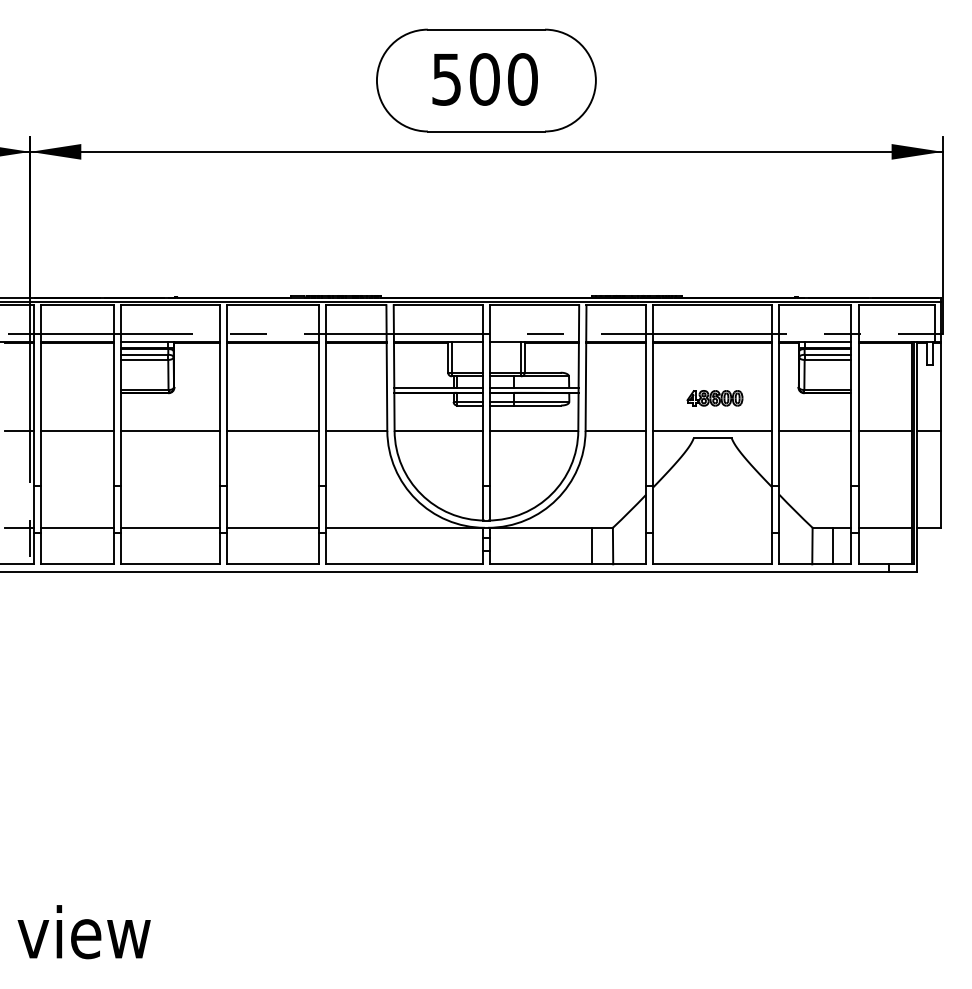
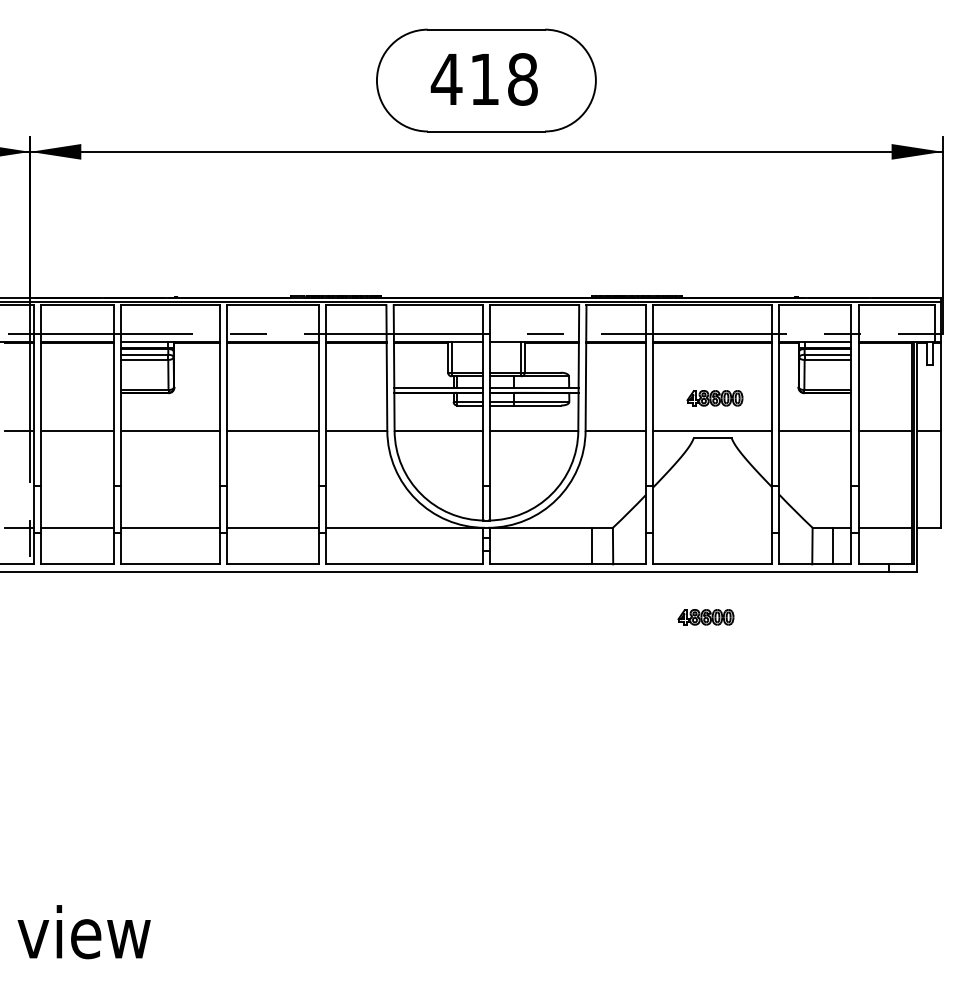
text: 500 -> 418 (483, 79)
part: none -> present (705, 617)
